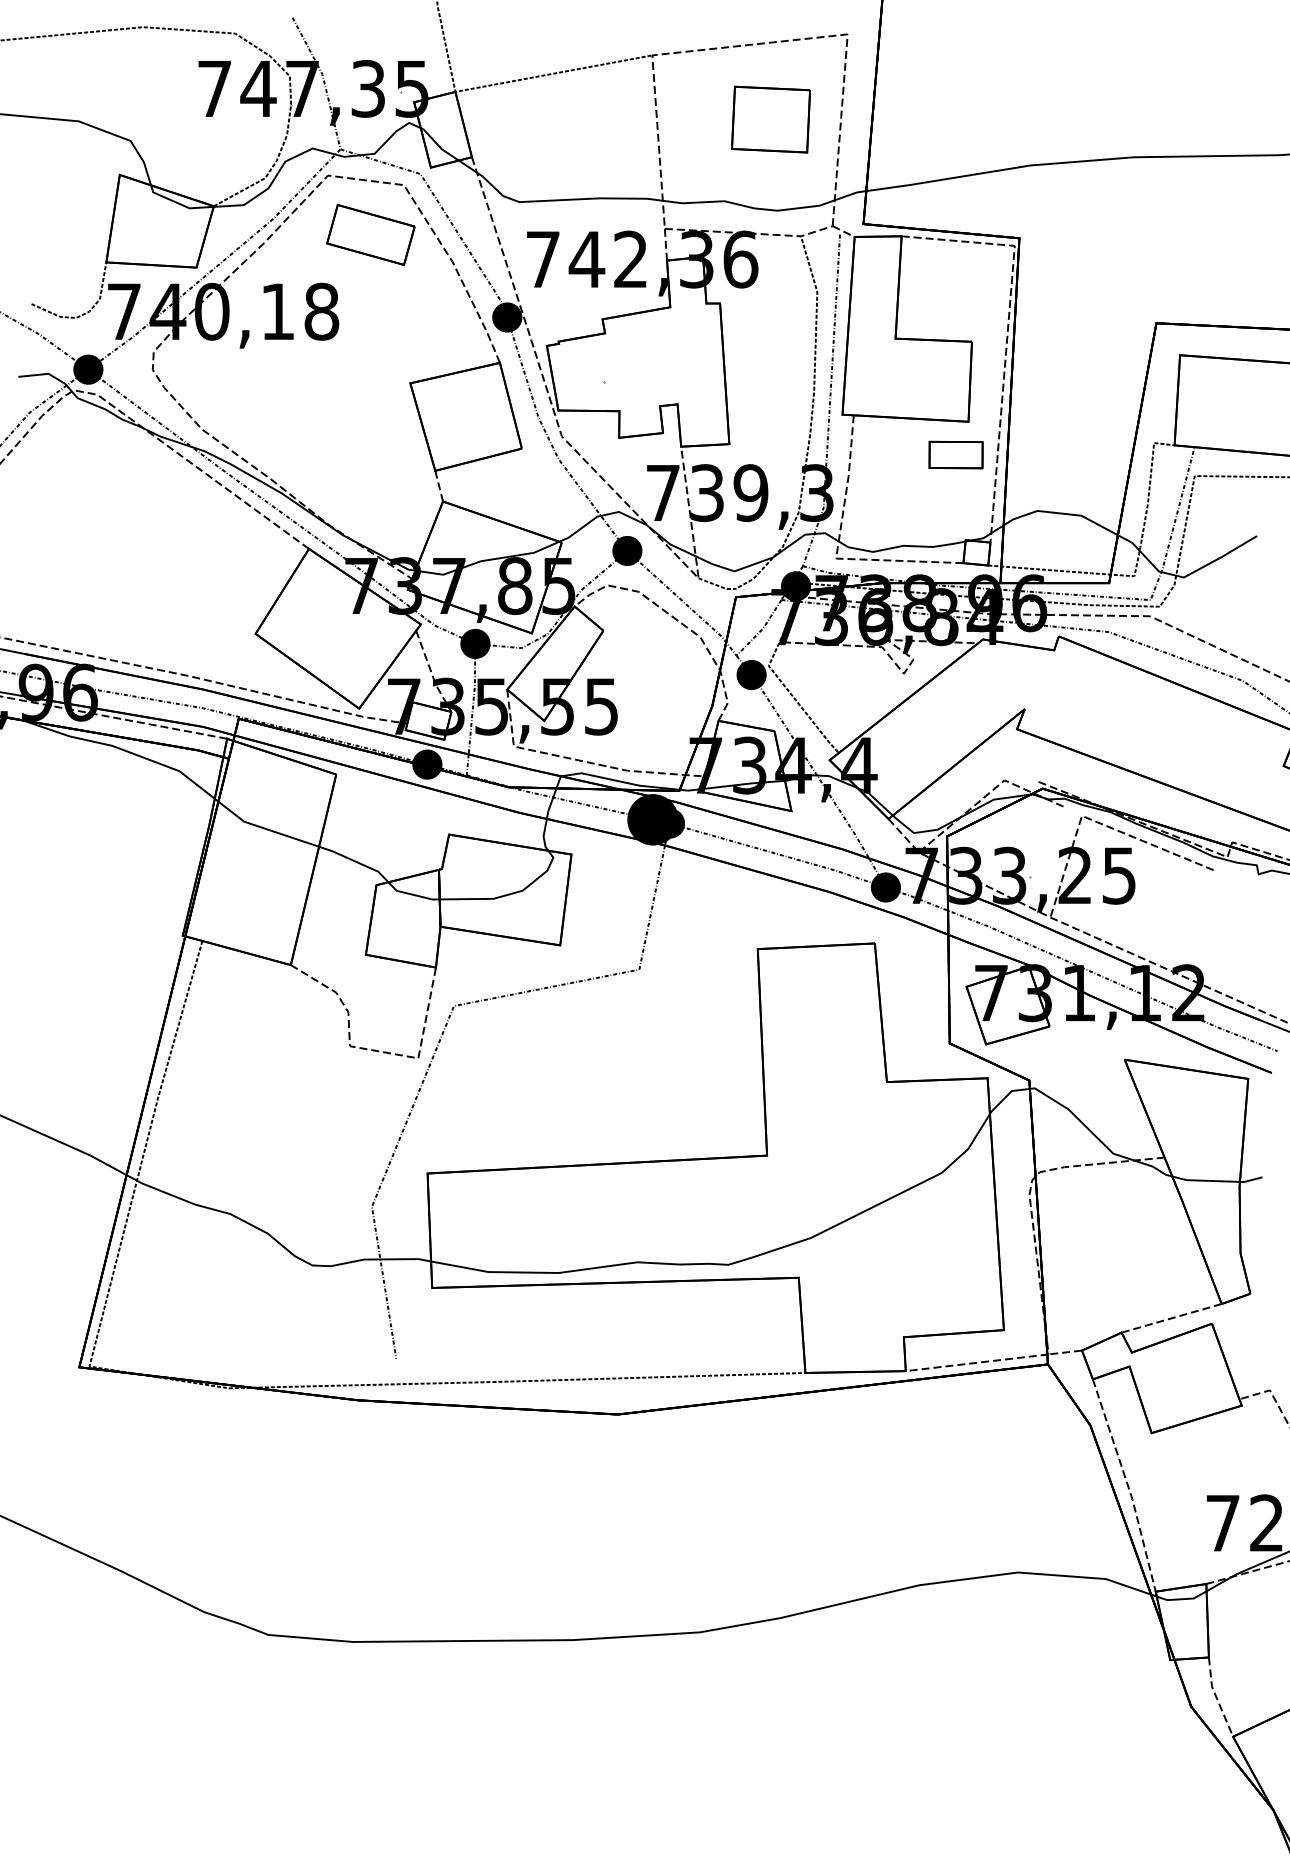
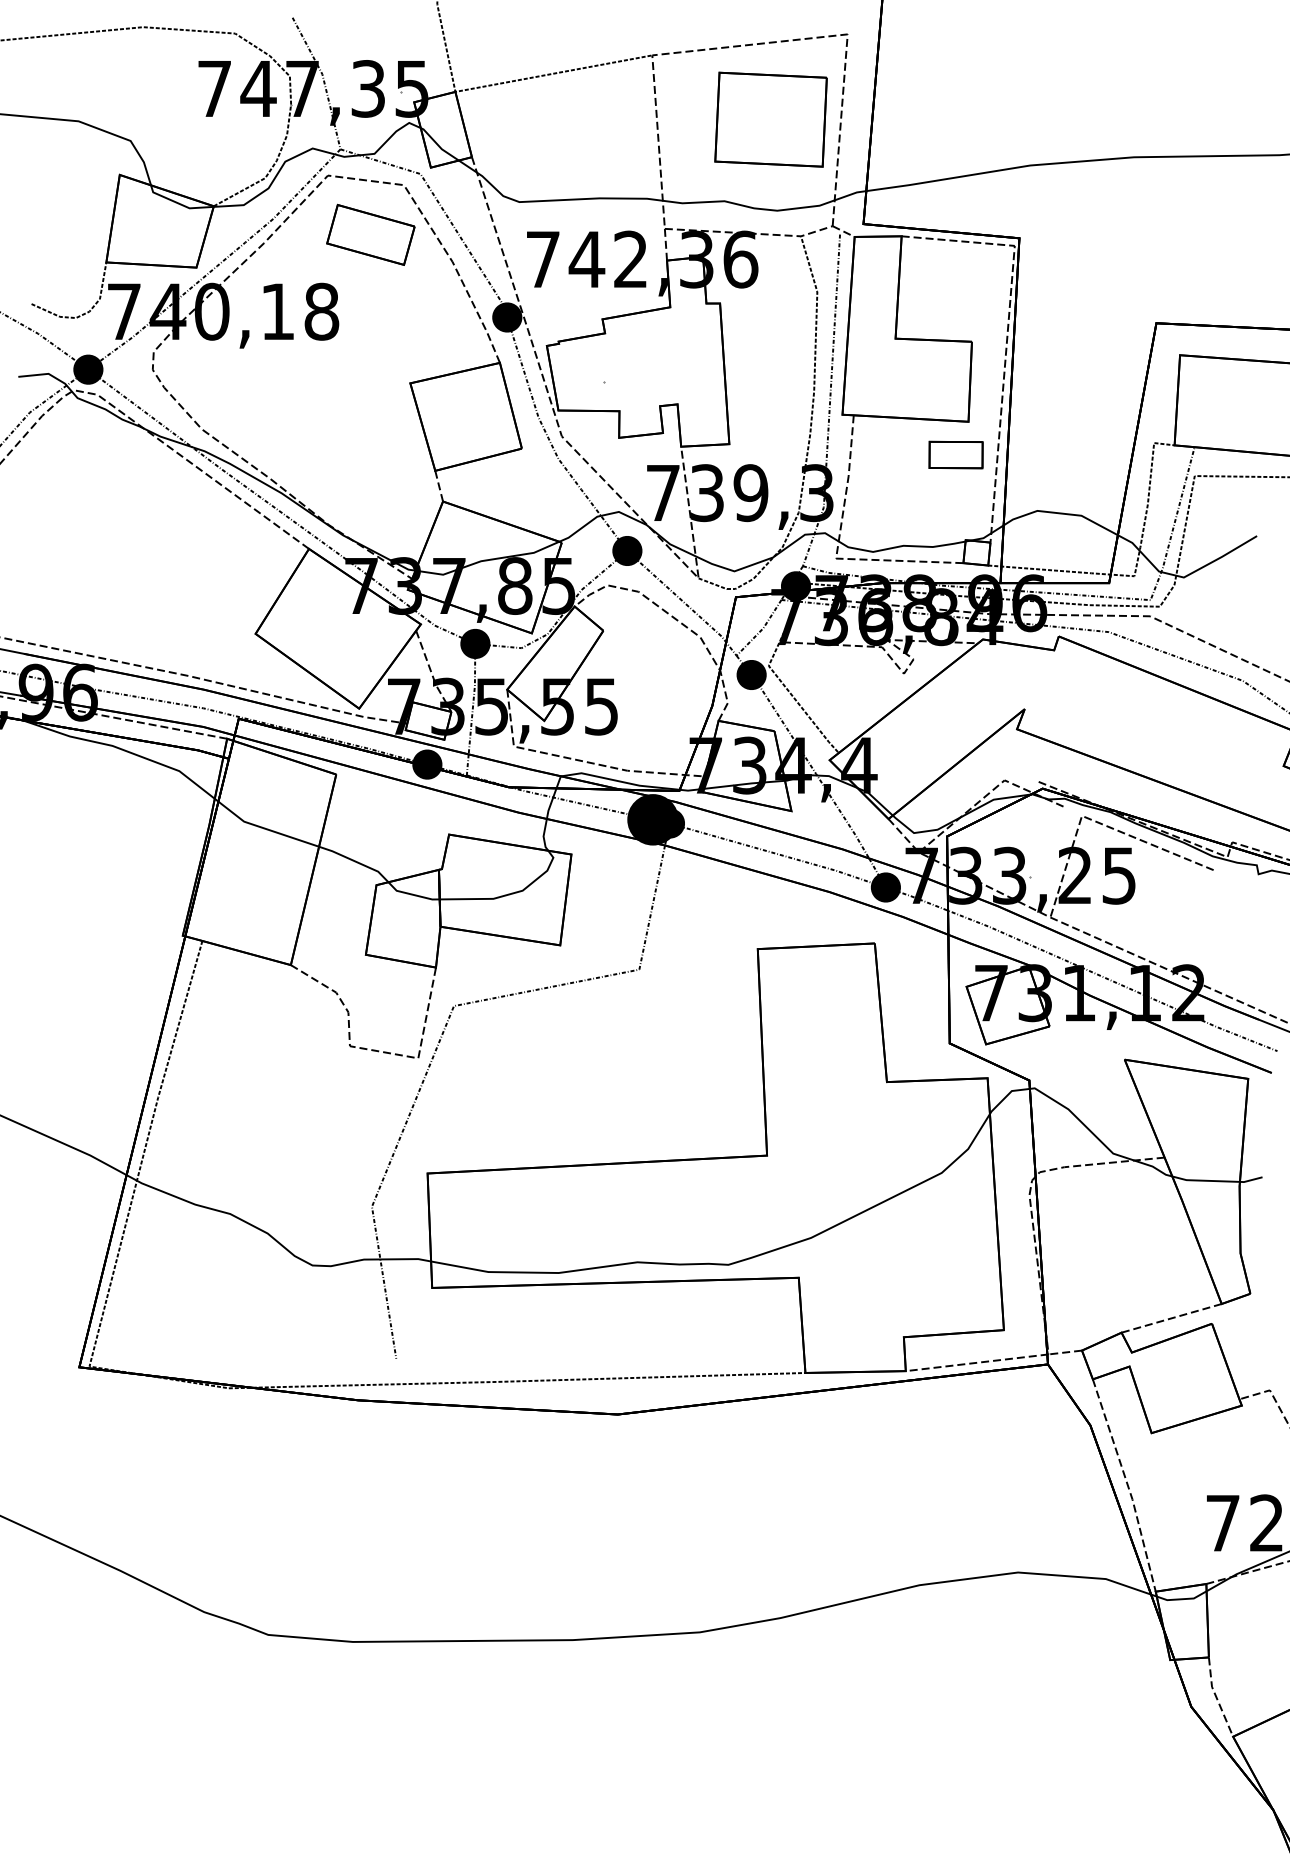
part size: 80x69 px -> 114x97 px (770, 119)
